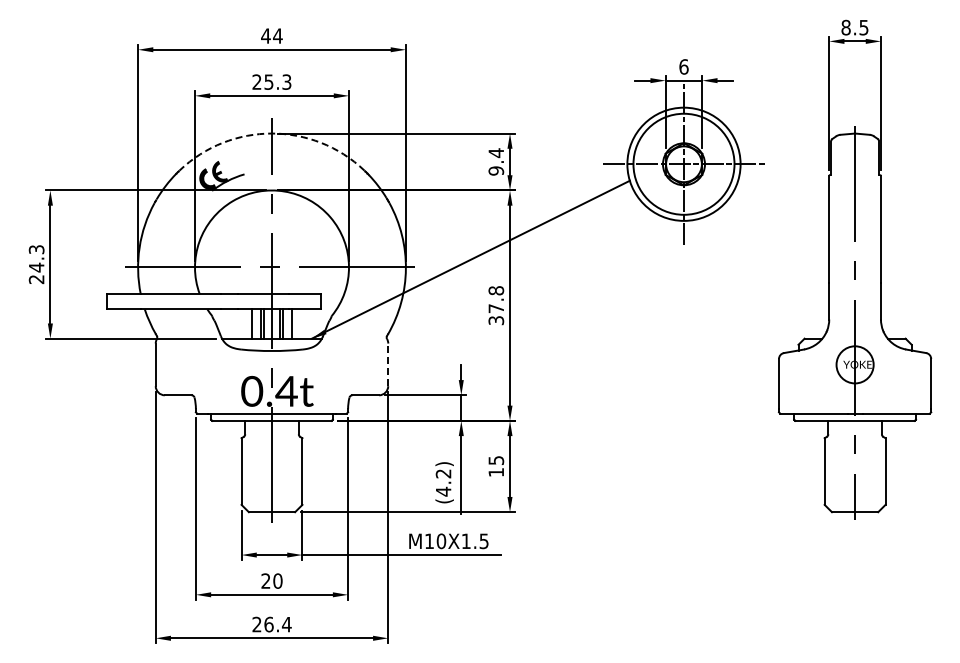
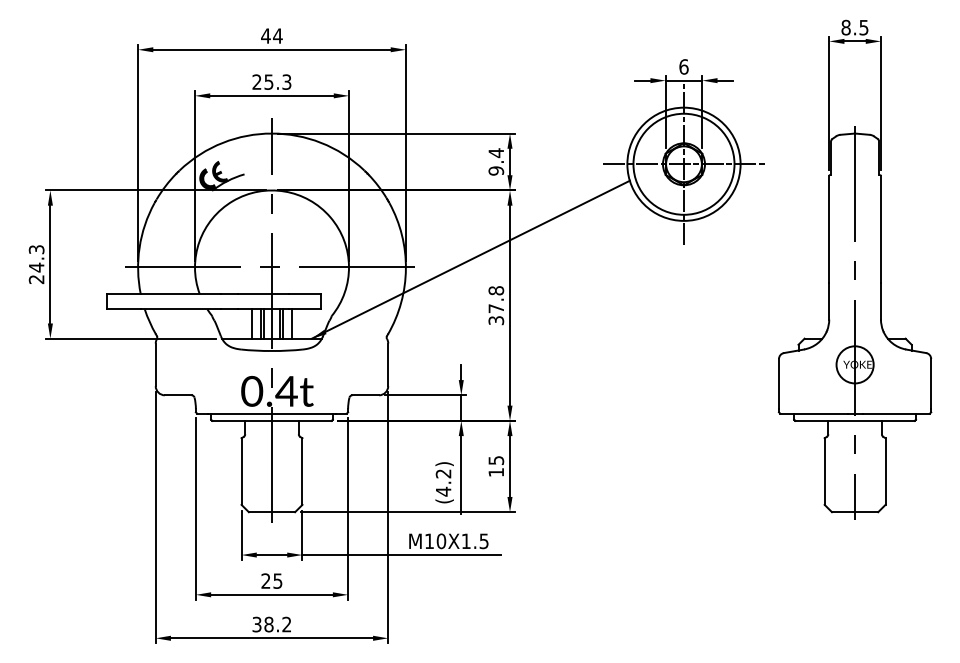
arc: dashed -> solid (272, 133)
line: dashed -> solid (388, 364)
text: 20 -> 25 (277, 580)
text: 26.4 -> 38.2 (271, 624)
